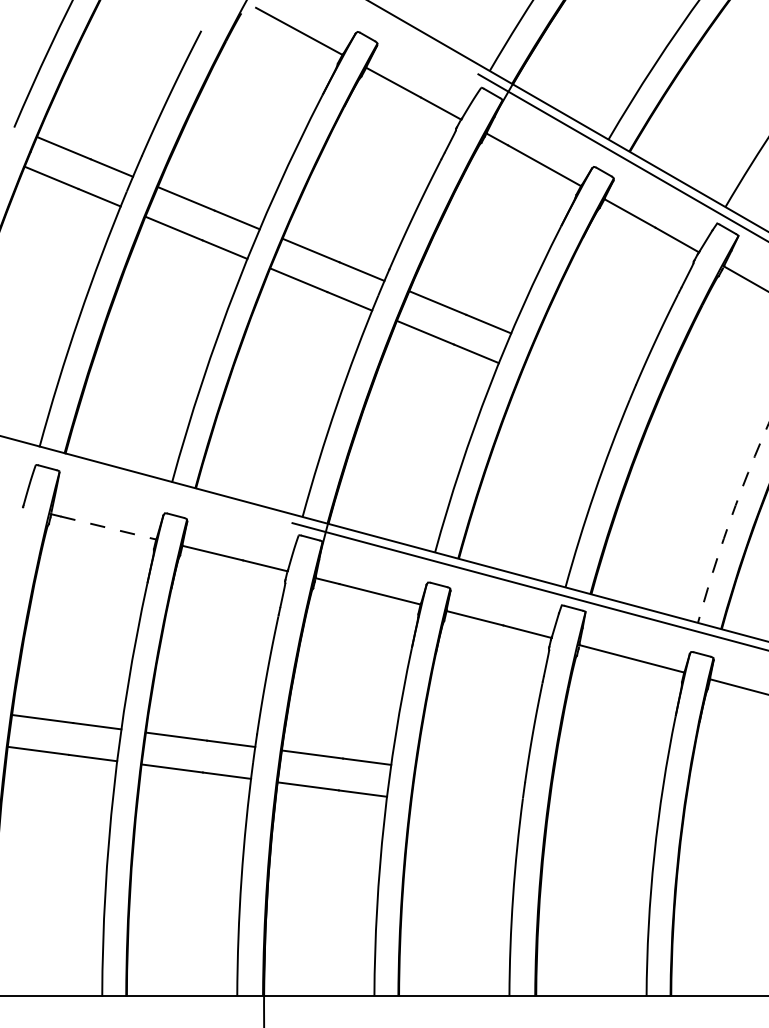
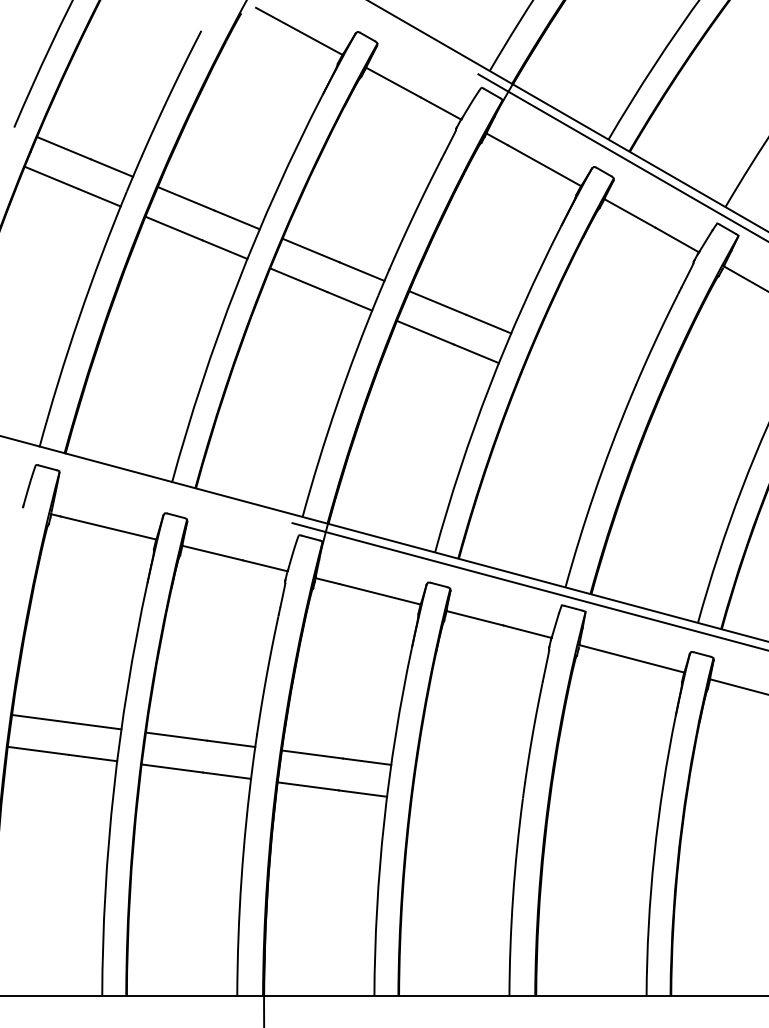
arc: dashed -> solid (729, 522)
line: dashed -> solid (108, 528)
